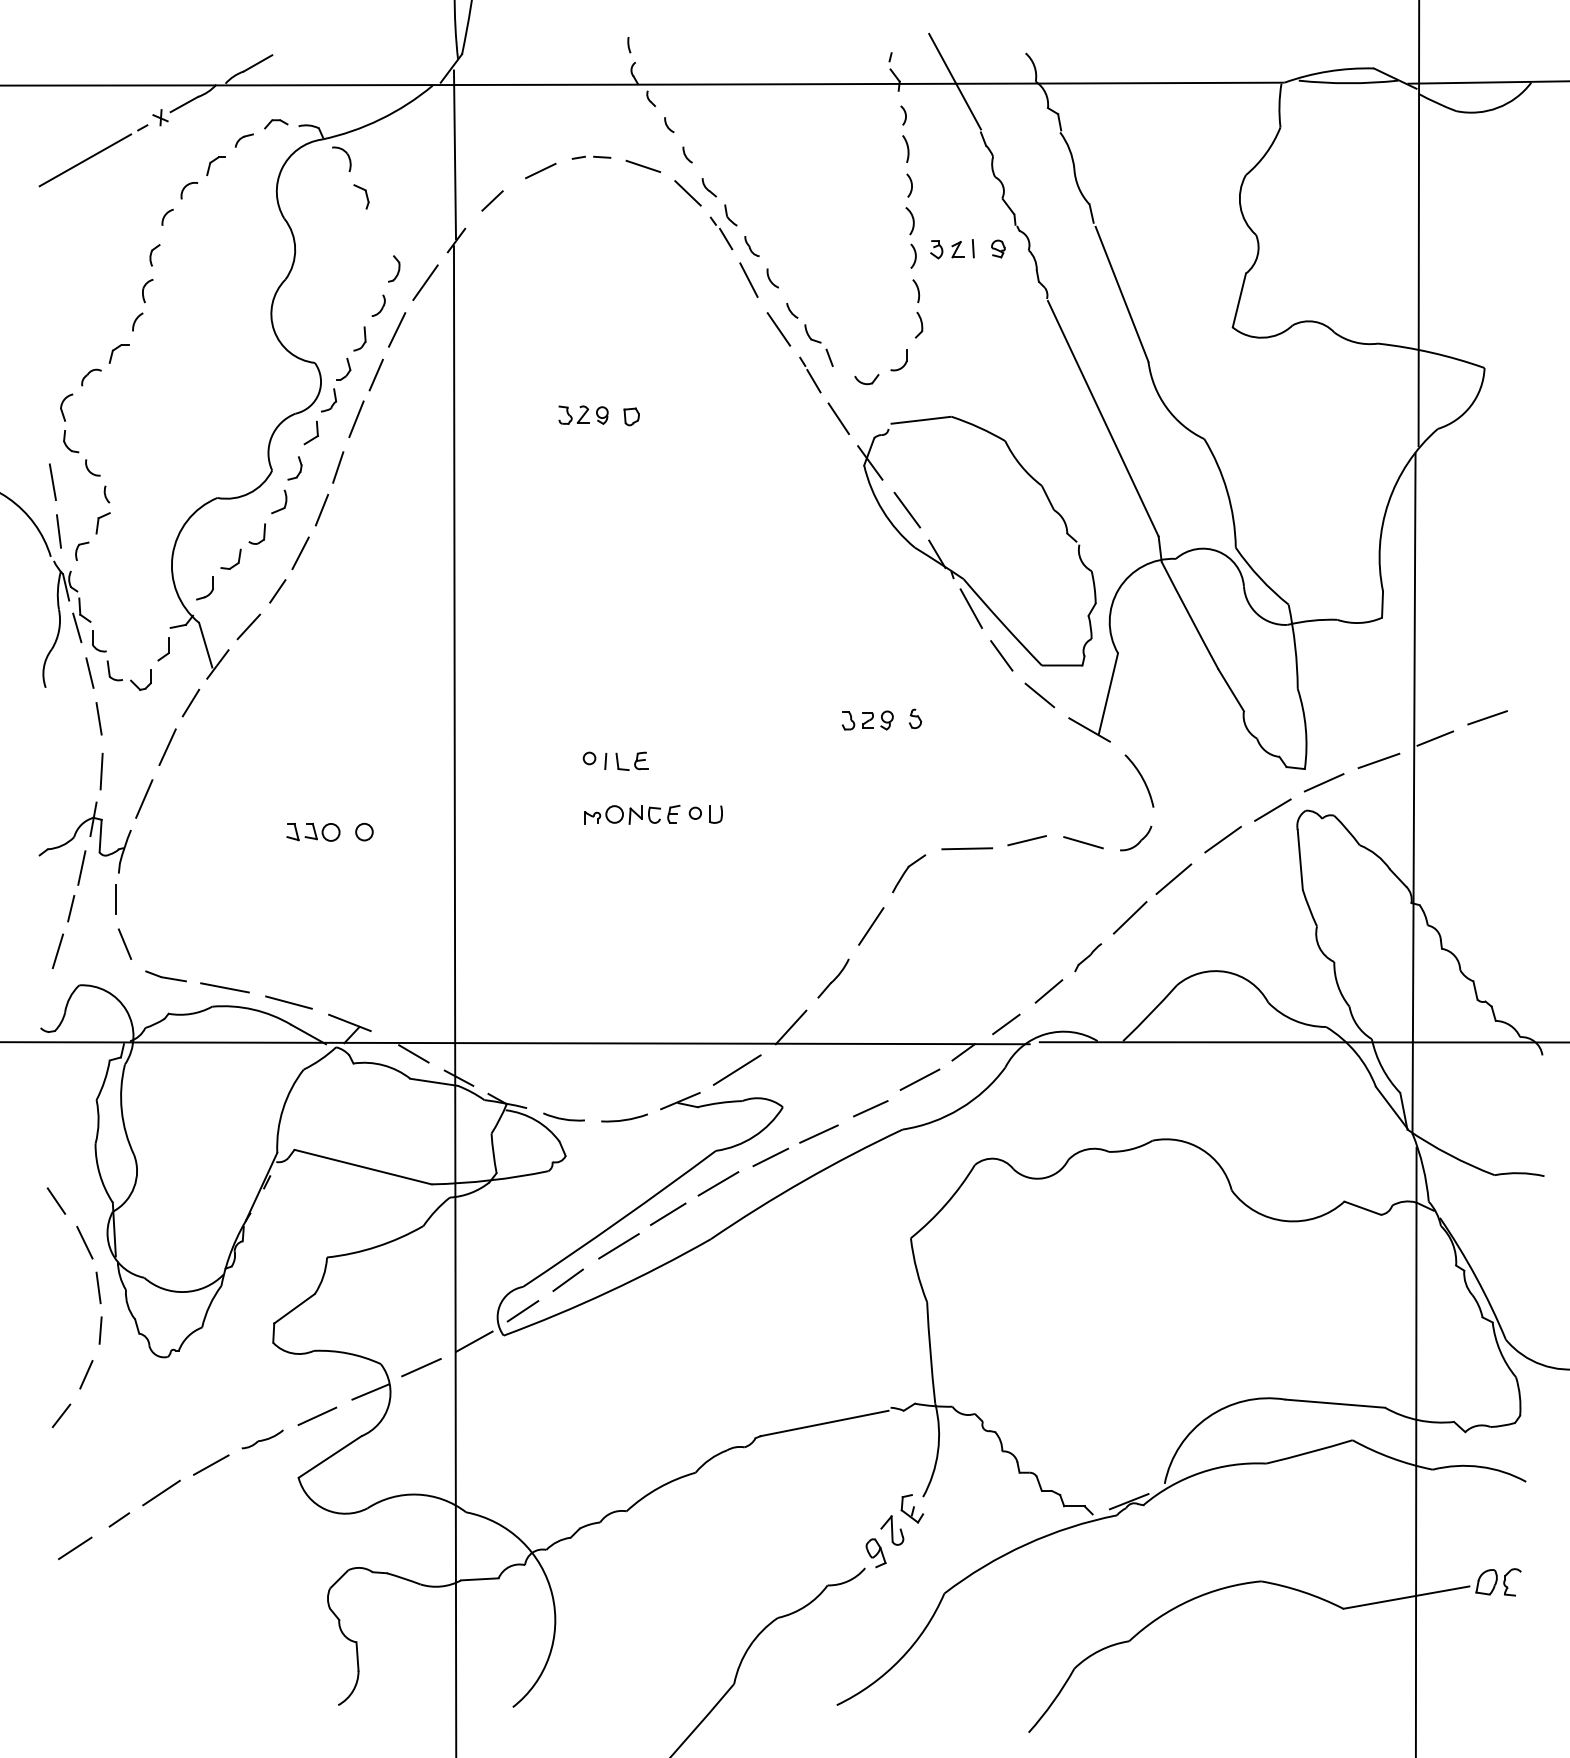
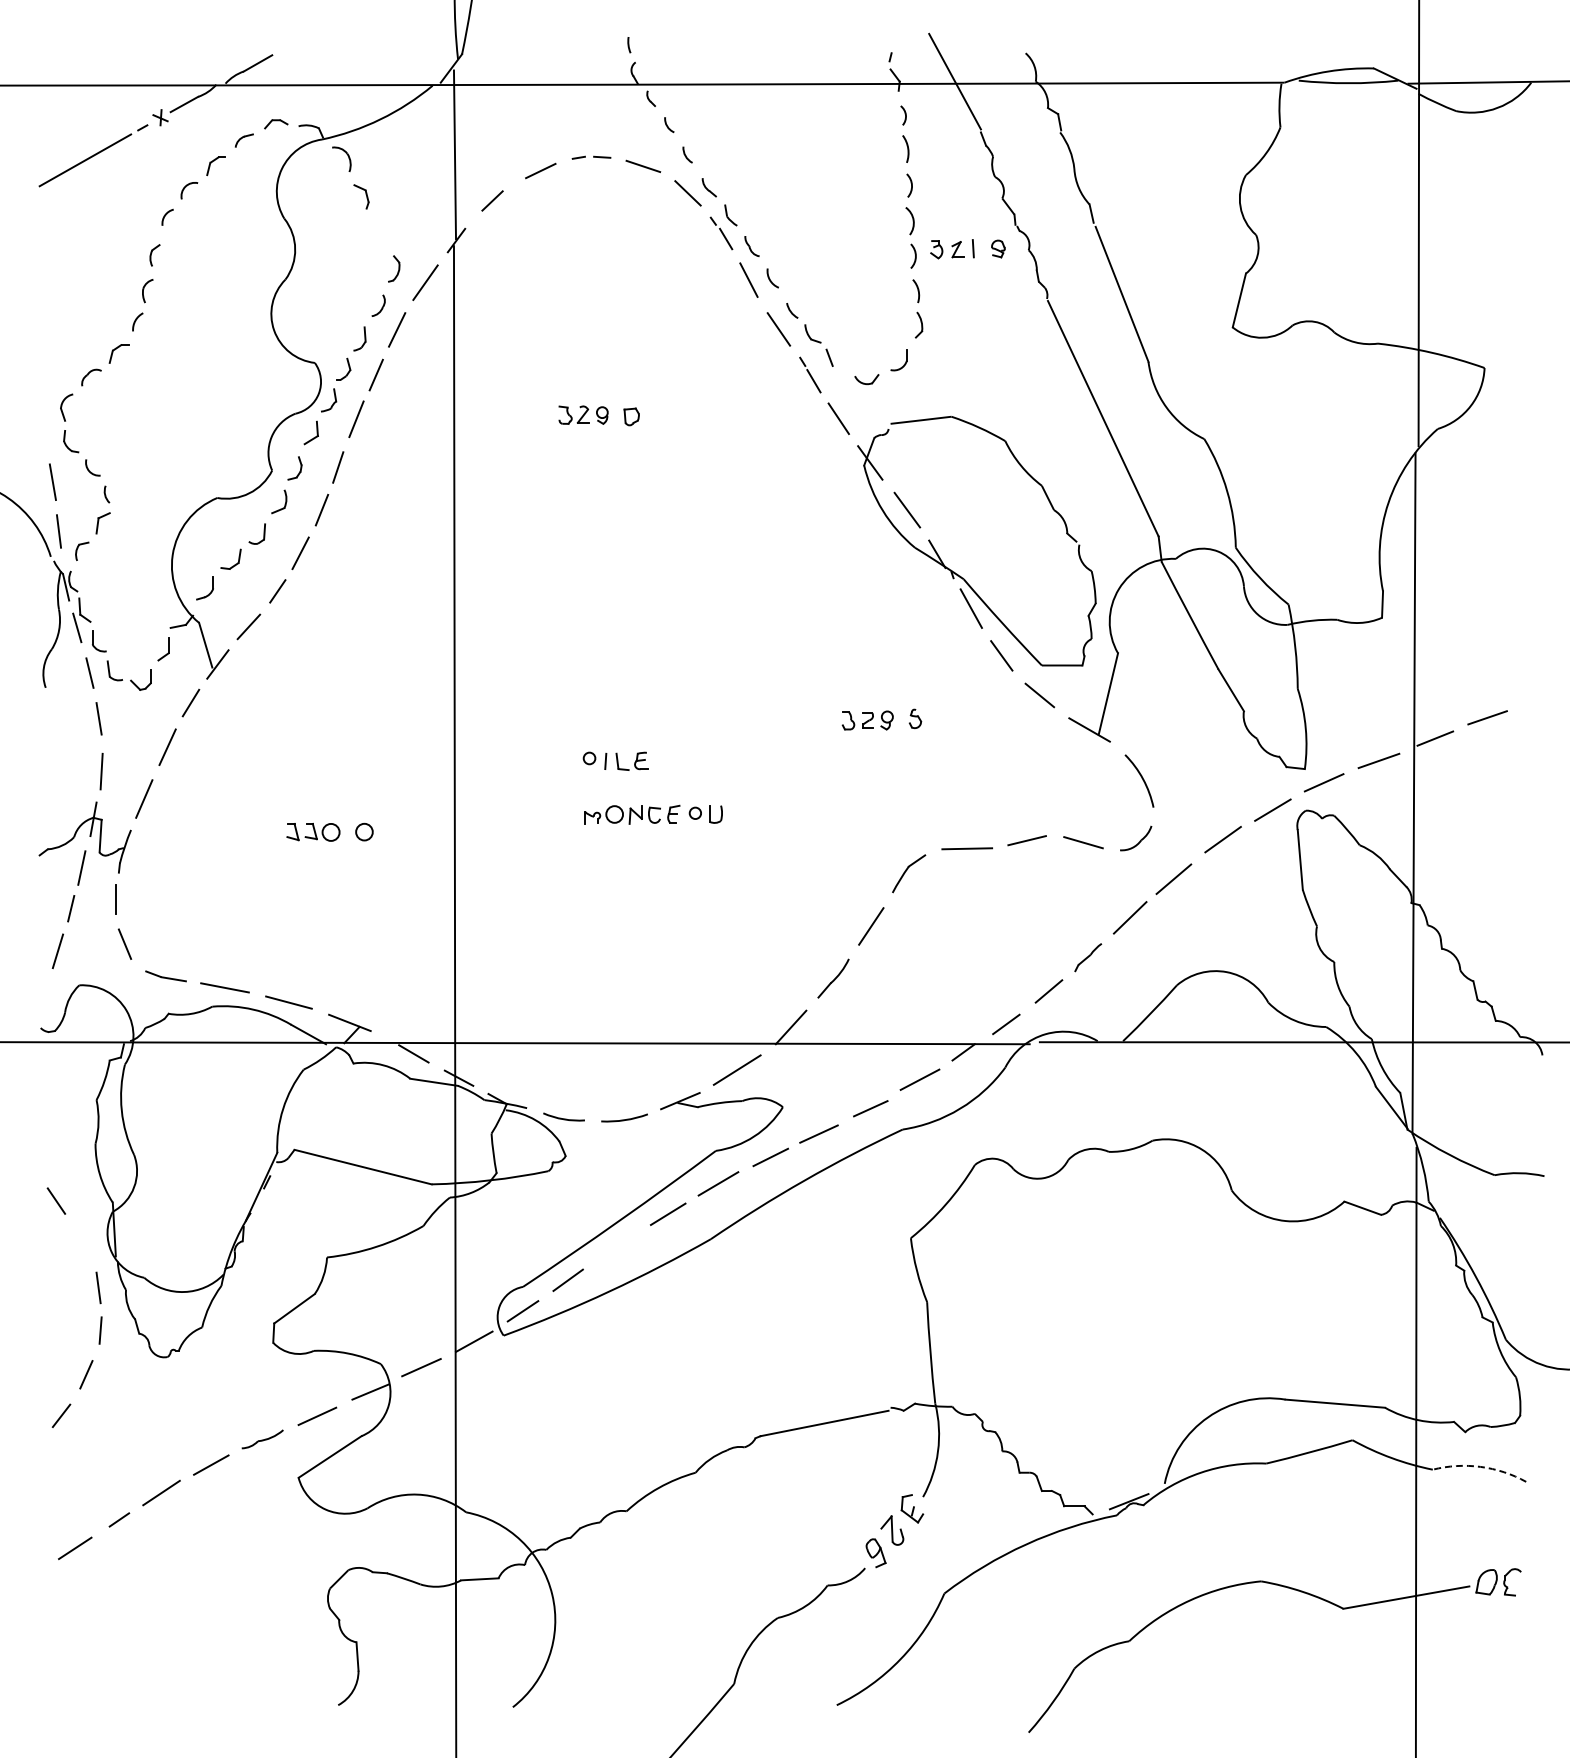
line: present -> none (84, 1242)
line: present -> none (618, 1246)
arc: solid -> dashed (1480, 1466)
